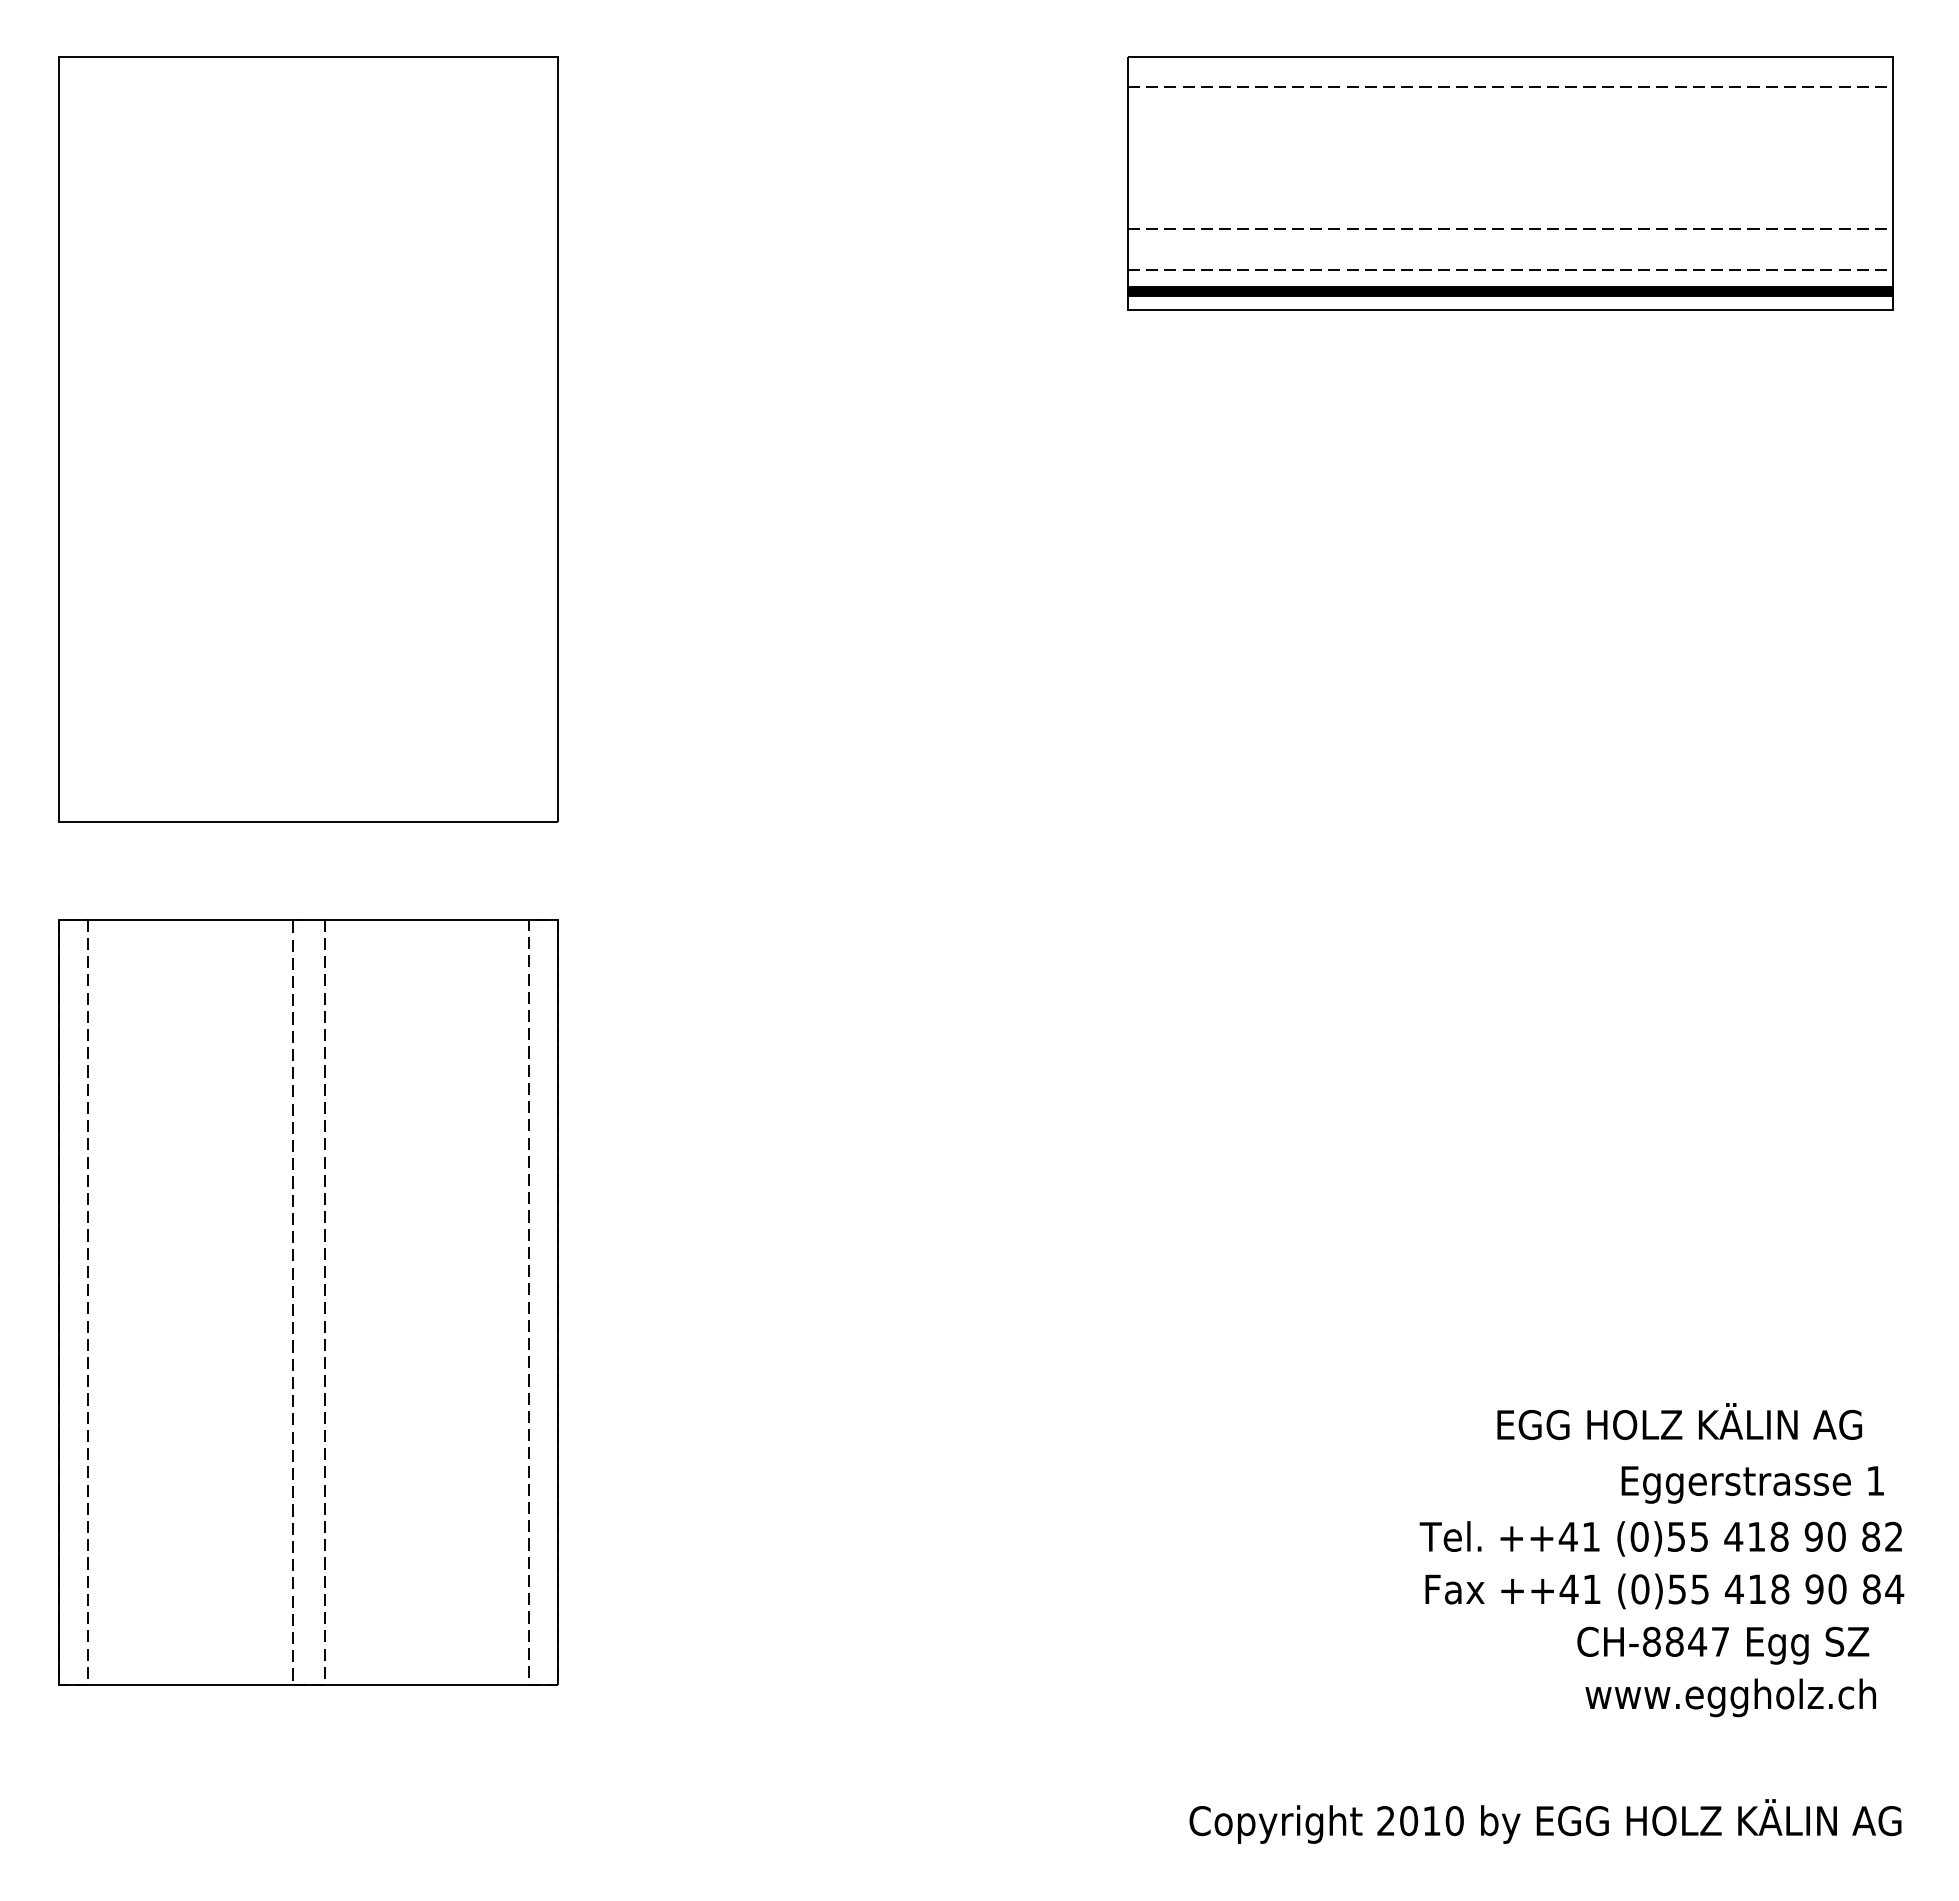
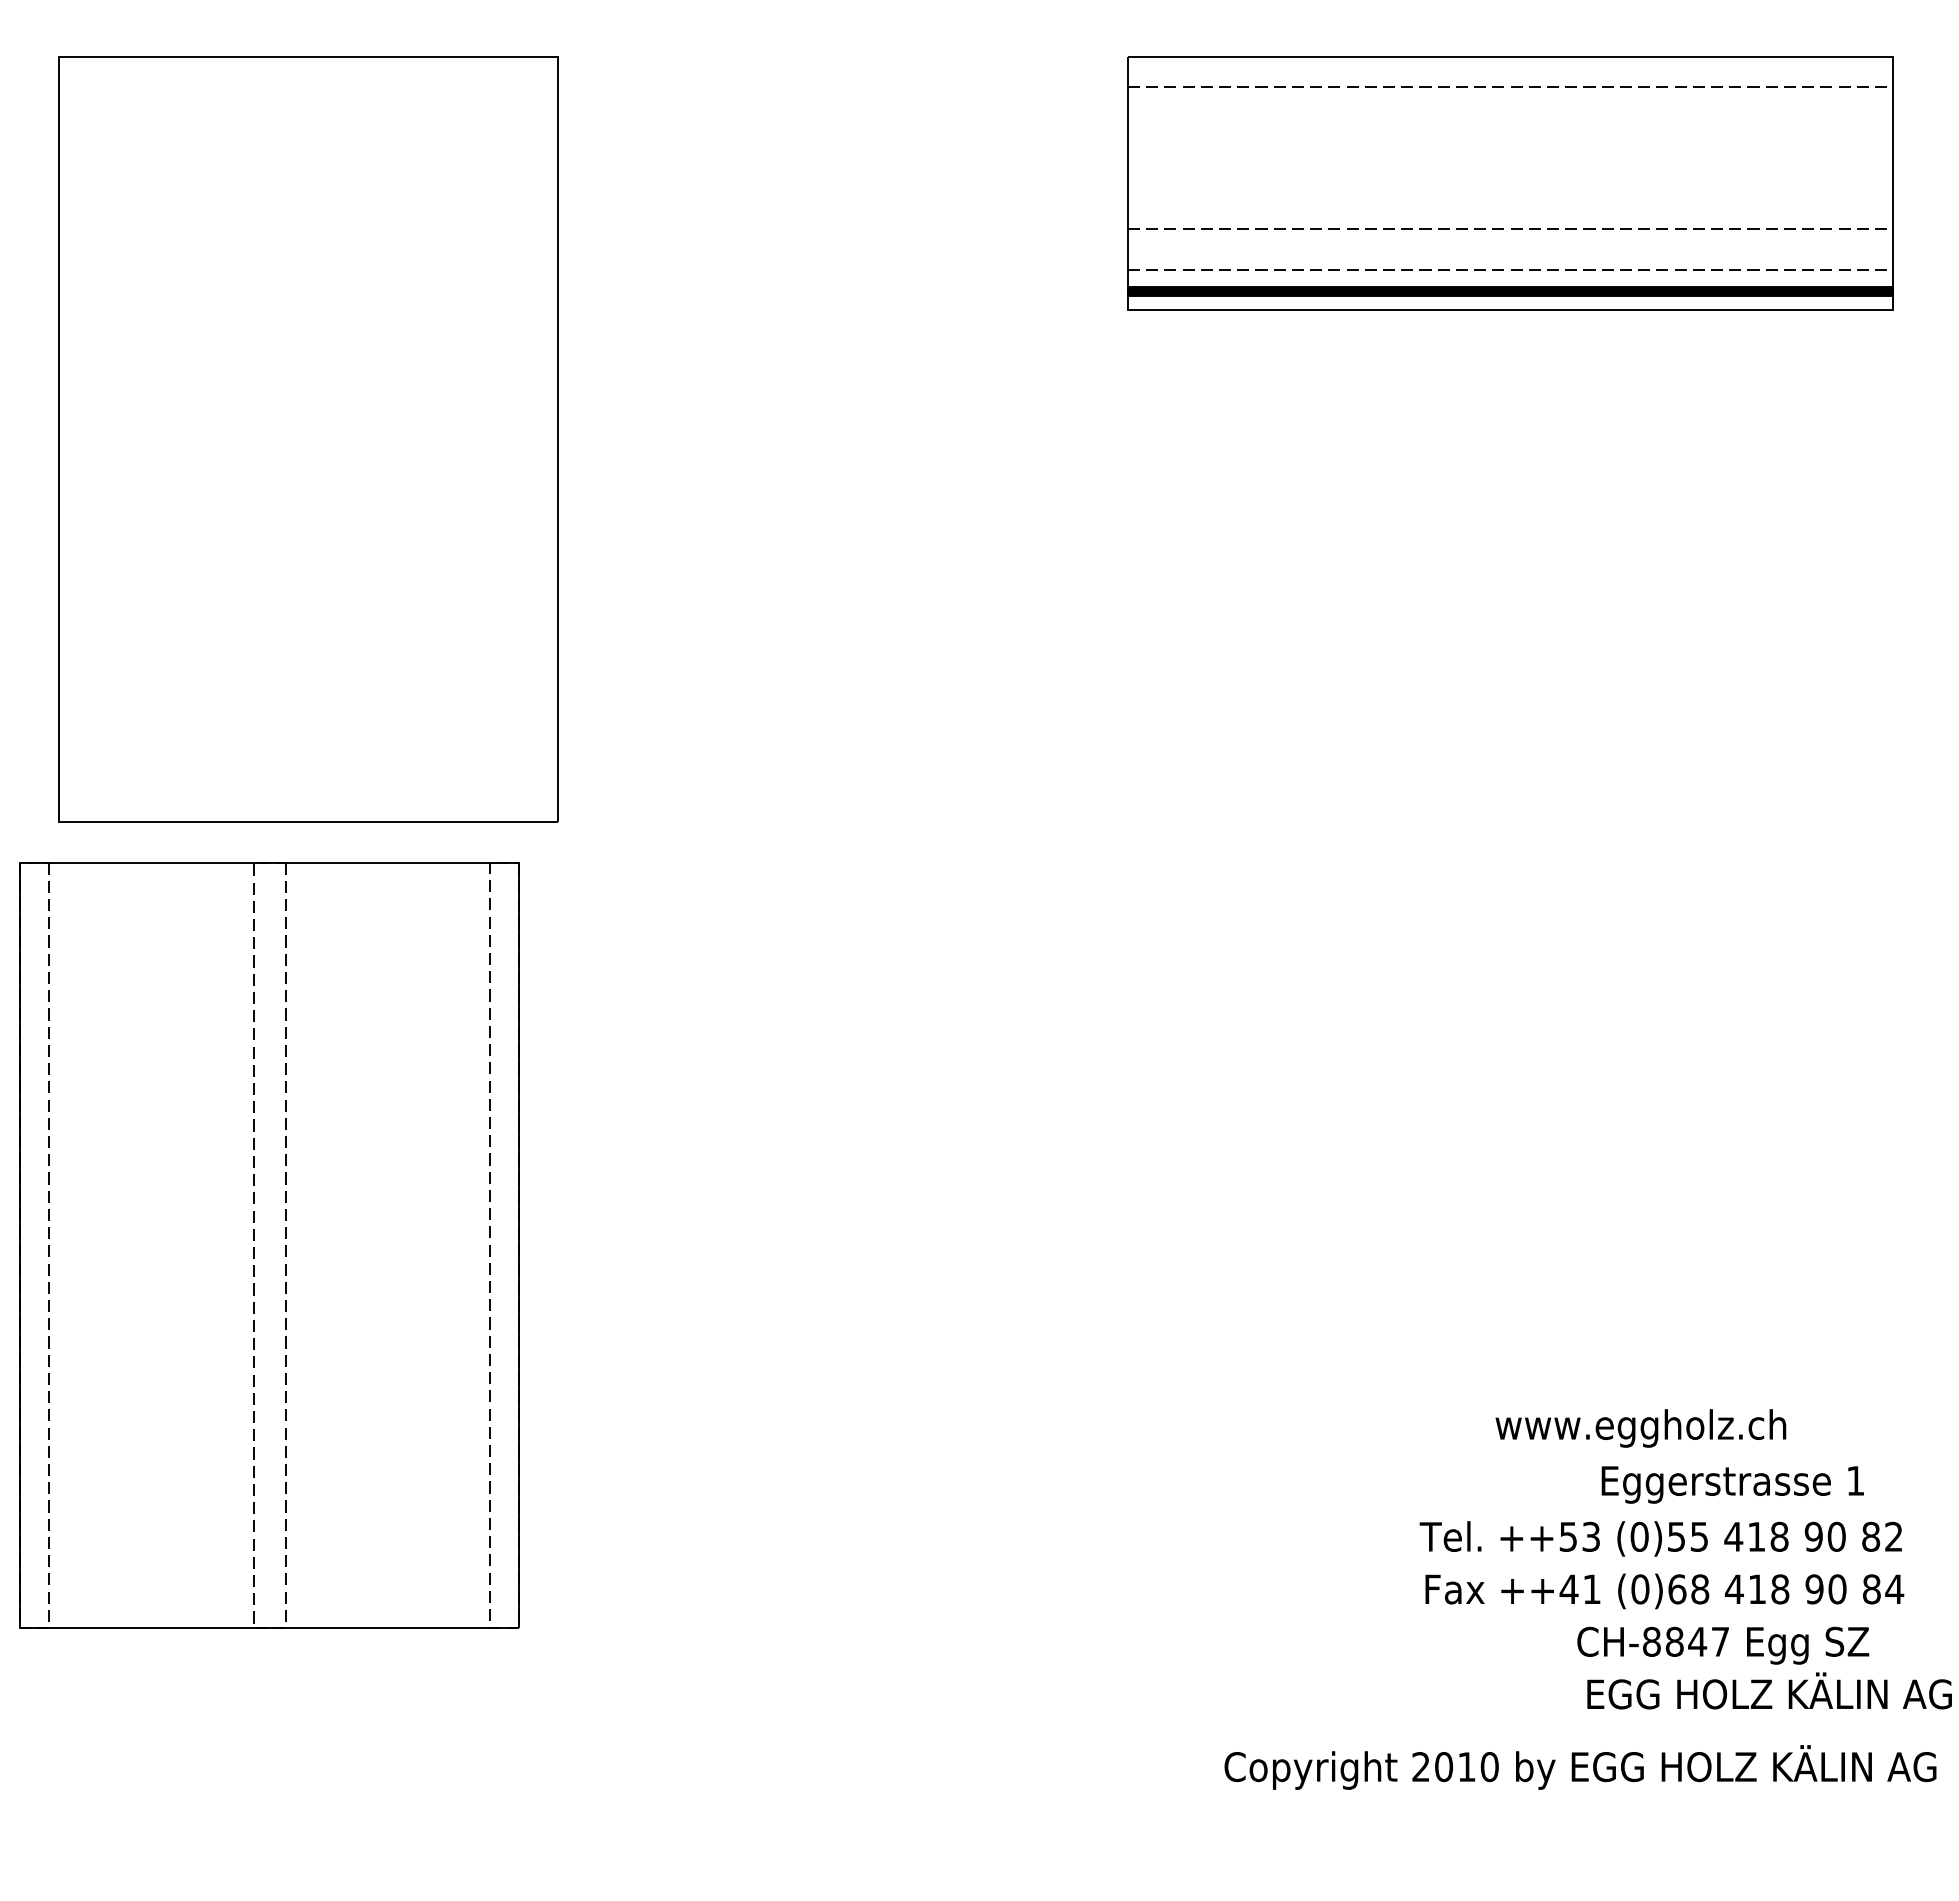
part position: (308, 1302) -> (269, 1245) (269, 1245)
text: EGG HOLZ KÄLIN AG -> www.eggholz.ch (1678, 1425)
text position: (1752, 1484) -> (1732, 1484) (1732, 1484)
text: ++41 -> ++53 (1578, 1536)
text: (0)55 -> (0)68 (1688, 1589)
text: www.eggholz.ch -> EGG HOLZ KÄLIN AG (1768, 1694)
text position: (1545, 1821) -> (1580, 1767) (1580, 1767)
